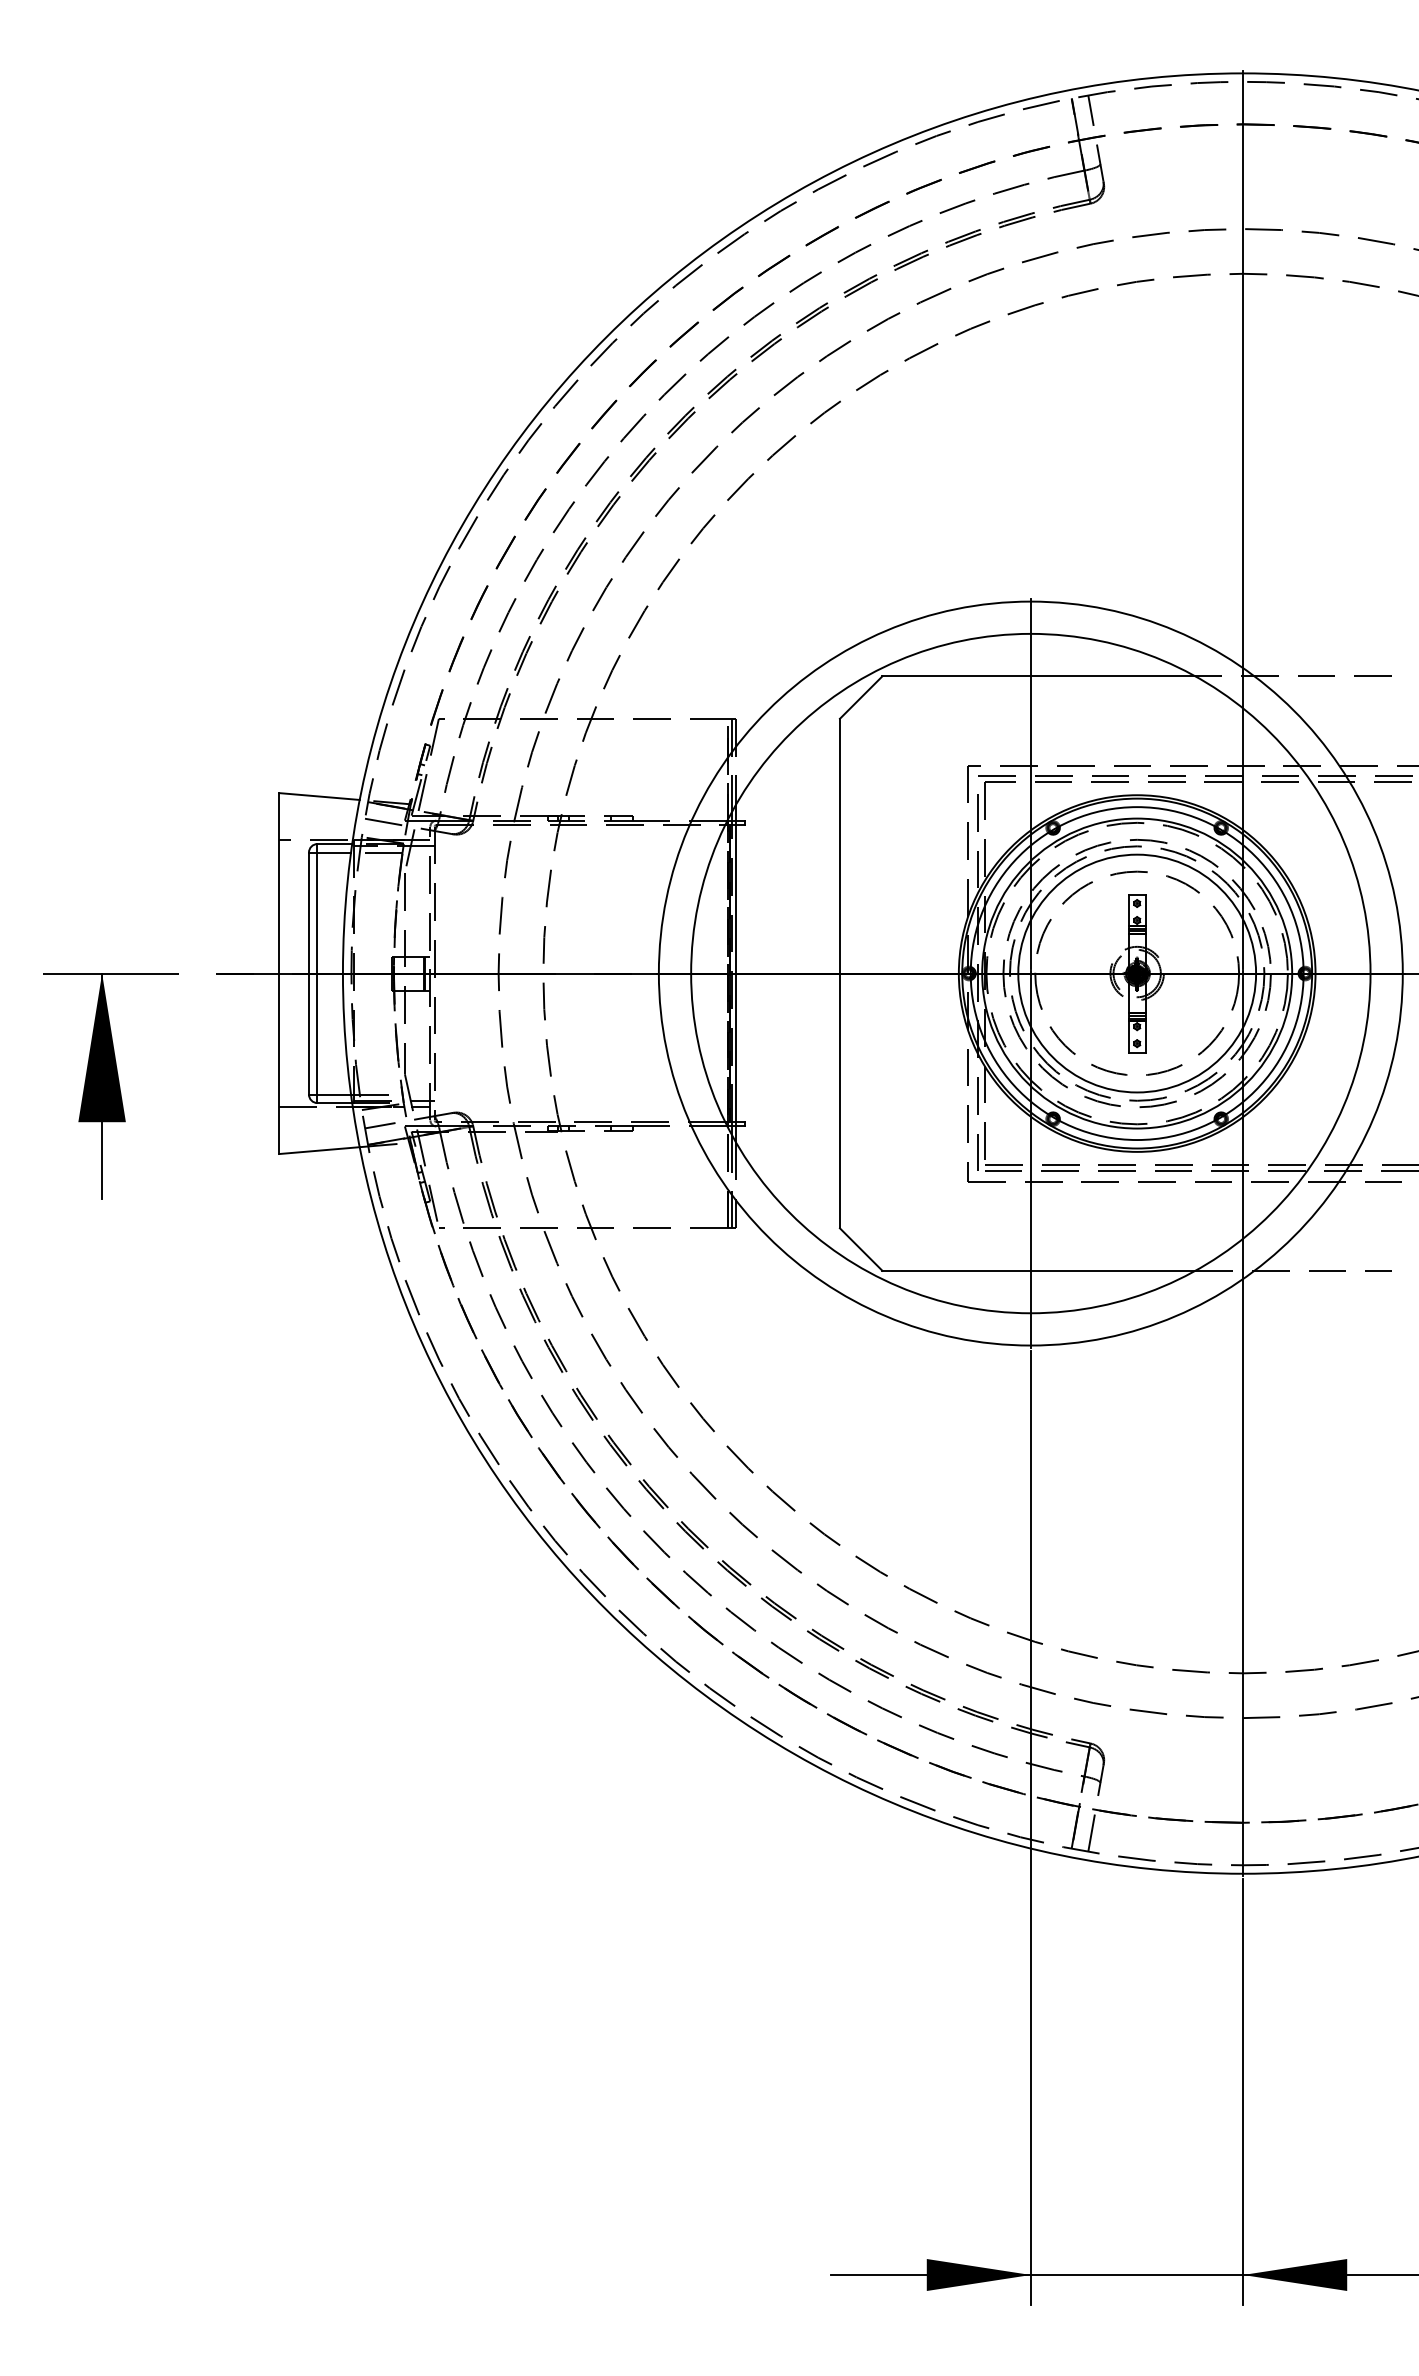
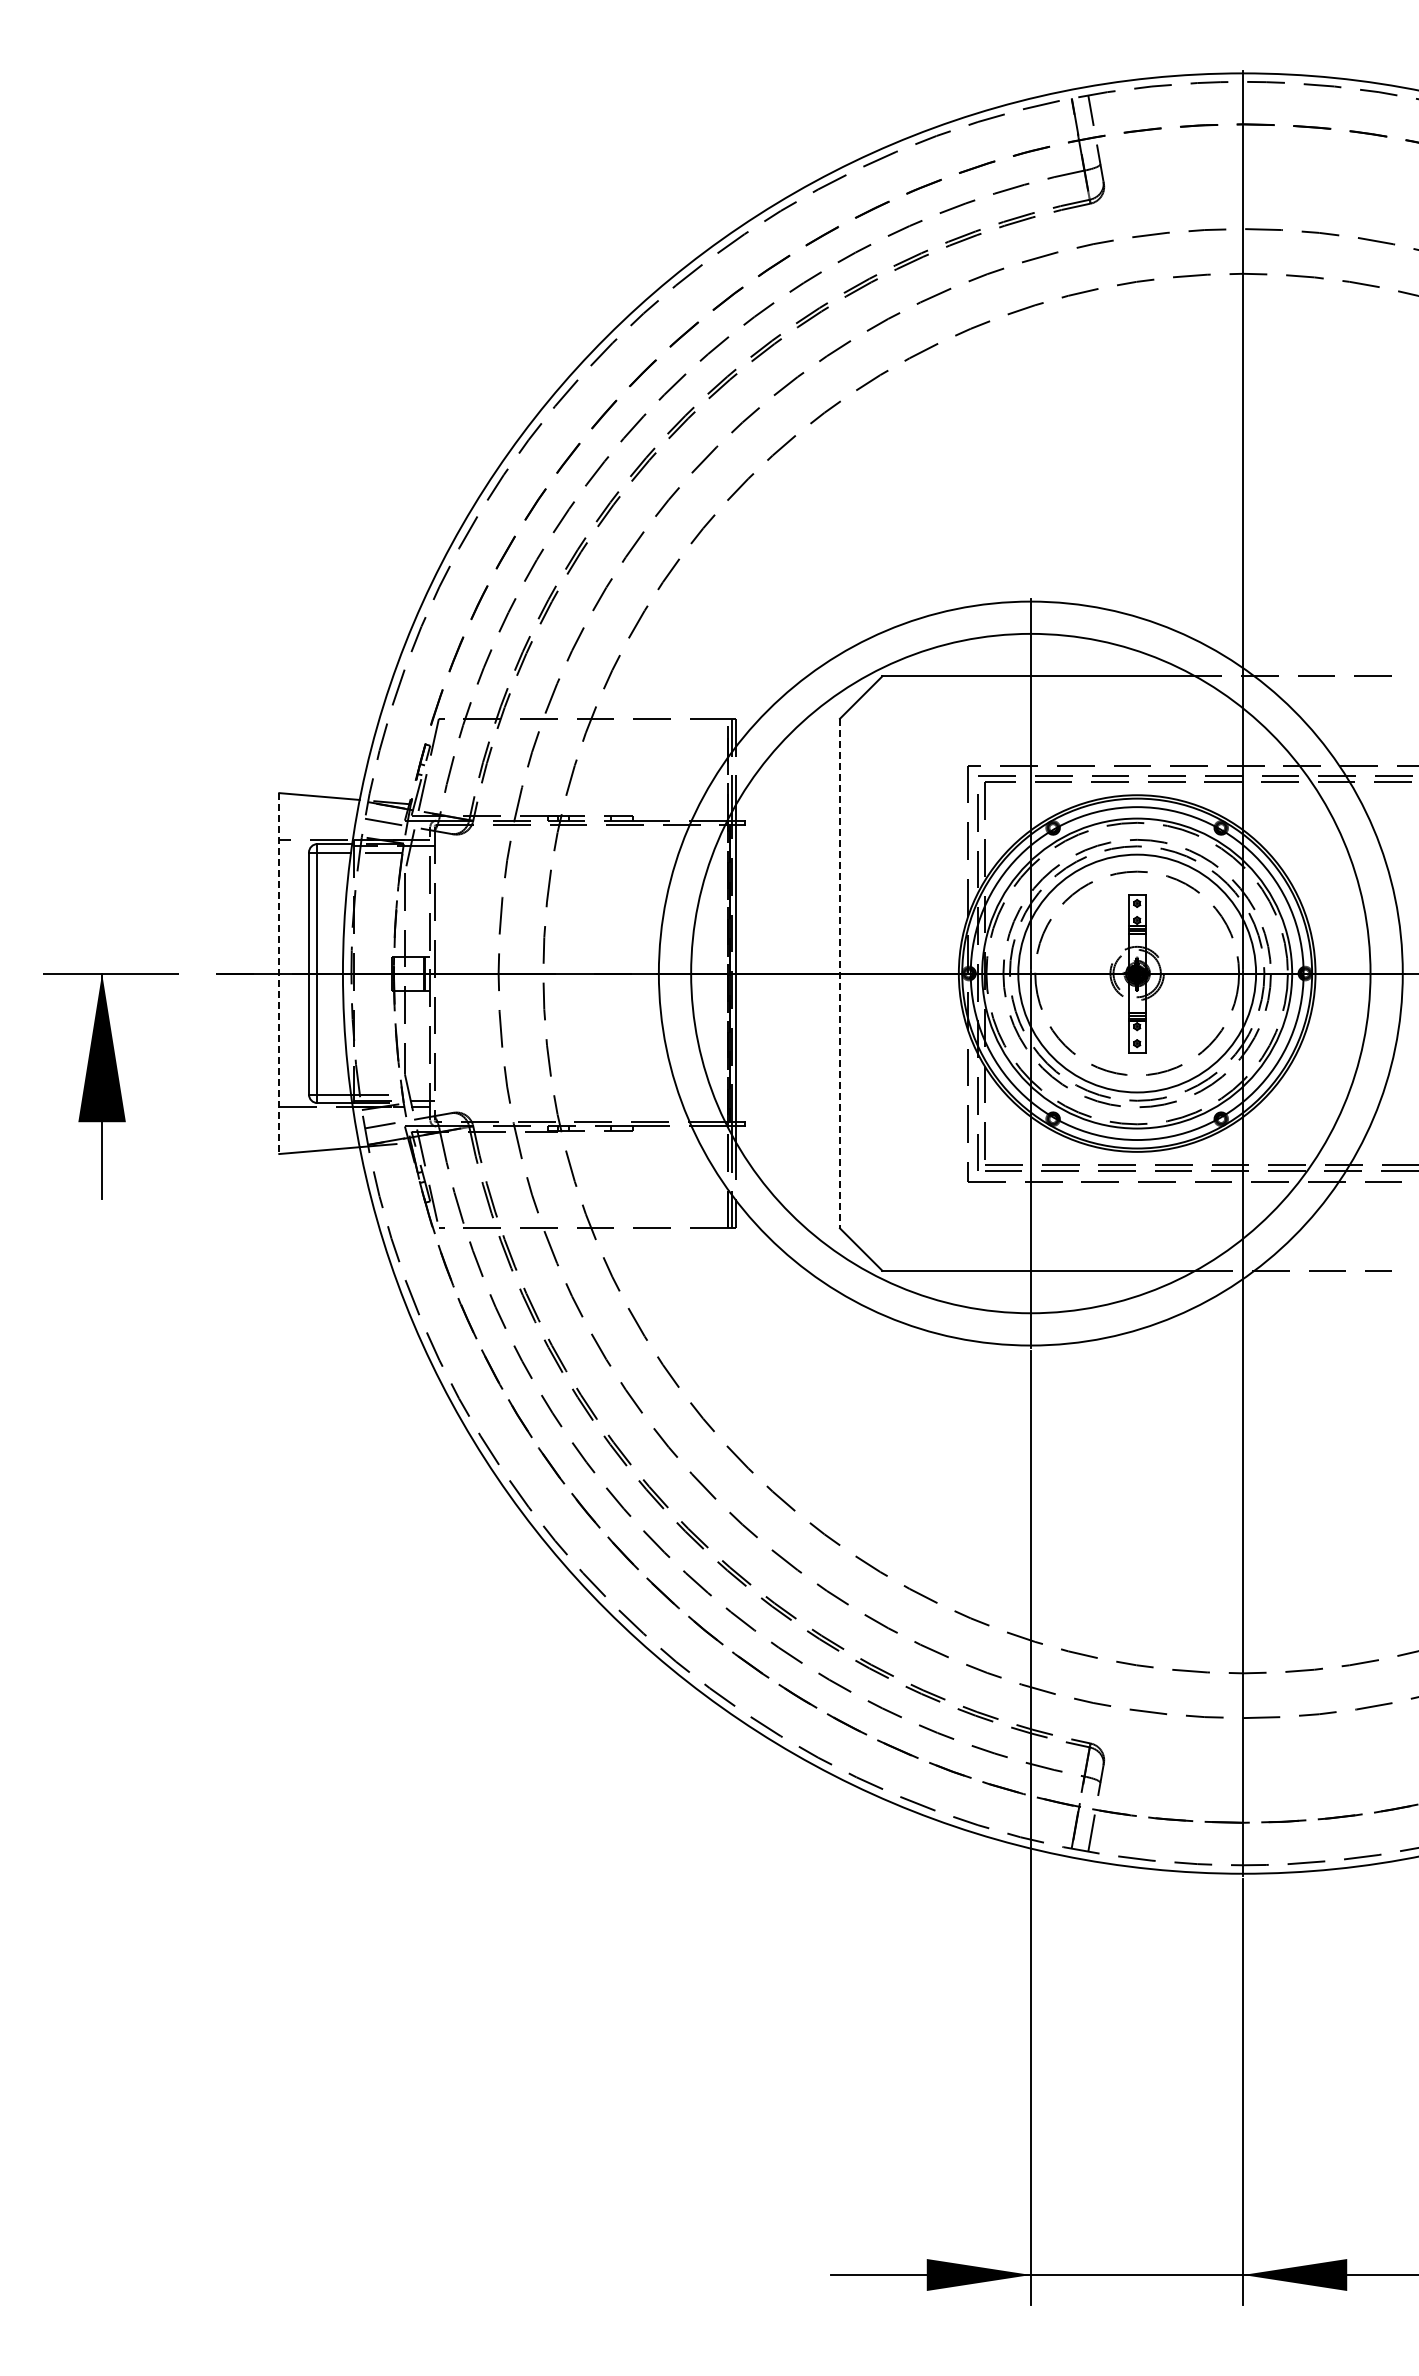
line: solid -> dashed (839, 973)
line: solid -> dashed (279, 974)
